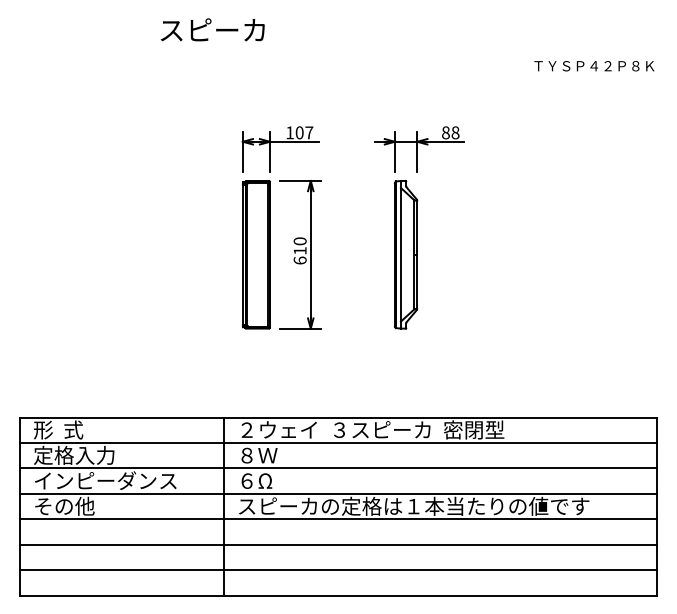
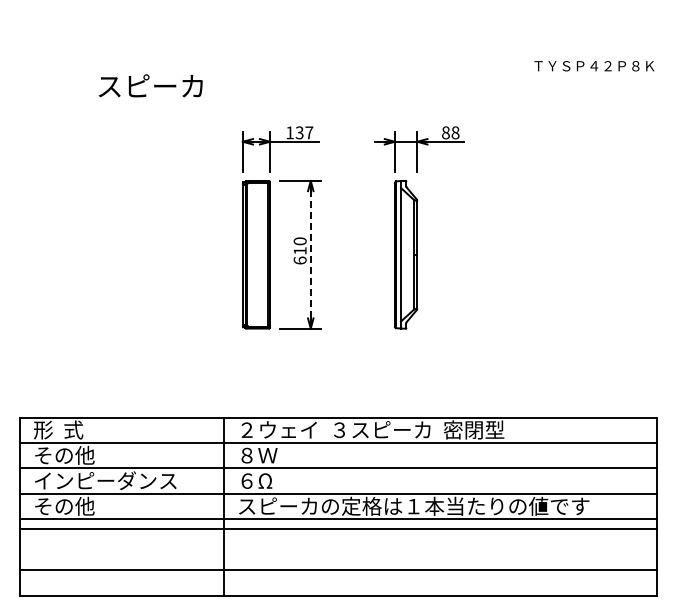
text position: (212, 29) -> (150, 85) (150, 85)
text: 107 -> 137 (299, 132)
line: solid -> dashed (310, 254)
text: 定格入力 -> その他 (74, 454)
line position: (338, 544) -> (338, 528) (338, 528)
